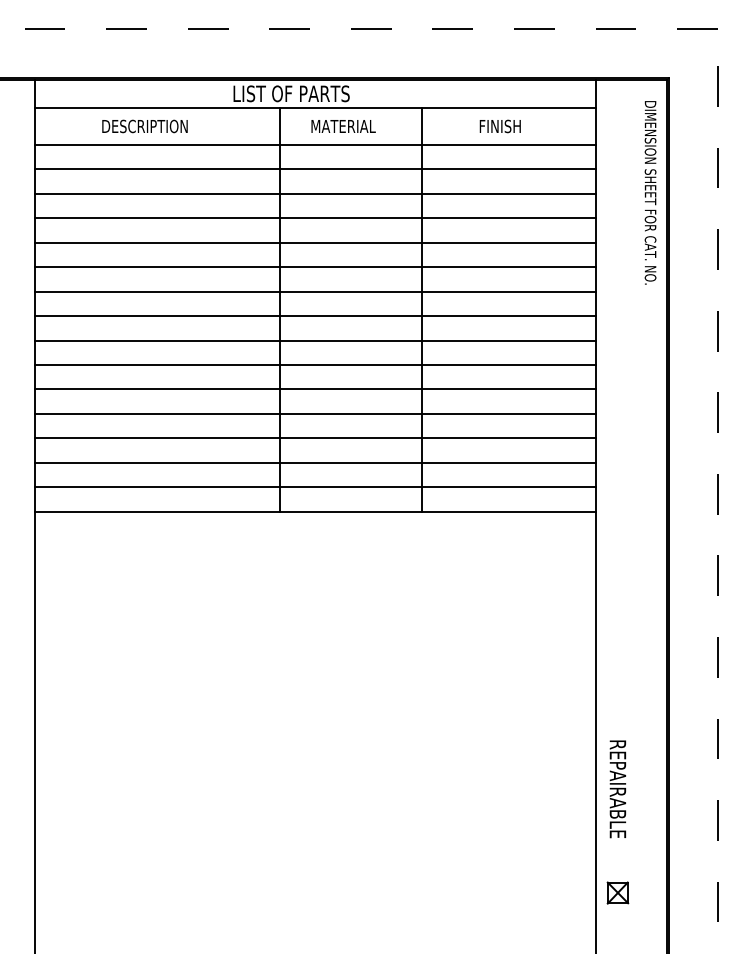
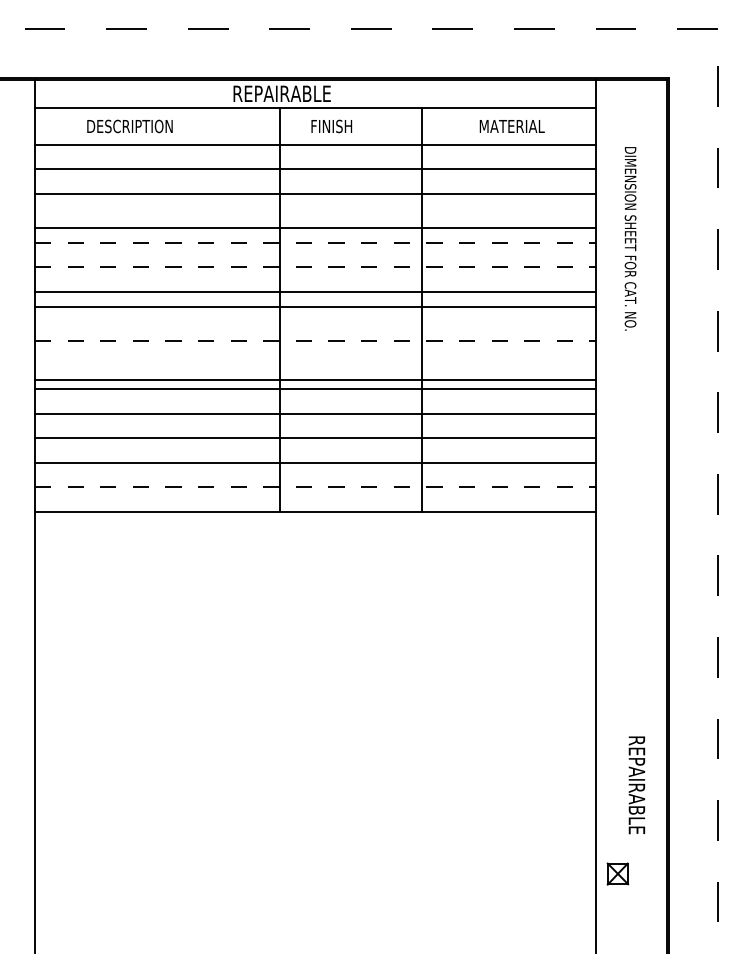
text: LIST OF PARTS -> REPAIRABLE (292, 93)
text position: (144, 126) -> (129, 126) (129, 126)
text: MATERIAL -> FINISH (343, 126)
text: FINISH -> MATERIAL (512, 126)
text position: (650, 192) -> (630, 238) (630, 238)
line position: (314, 218) -> (314, 228) (314, 228)
line: solid -> dashed (315, 242)
line: solid -> dashed (315, 267)
line position: (314, 316) -> (314, 307) (314, 307)
line: solid -> dashed (315, 340)
line position: (314, 365) -> (314, 380) (314, 380)
line: solid -> dashed (315, 487)
text position: (617, 789) -> (636, 785) (636, 785)
part position: (617, 892) -> (617, 873) (617, 873)
